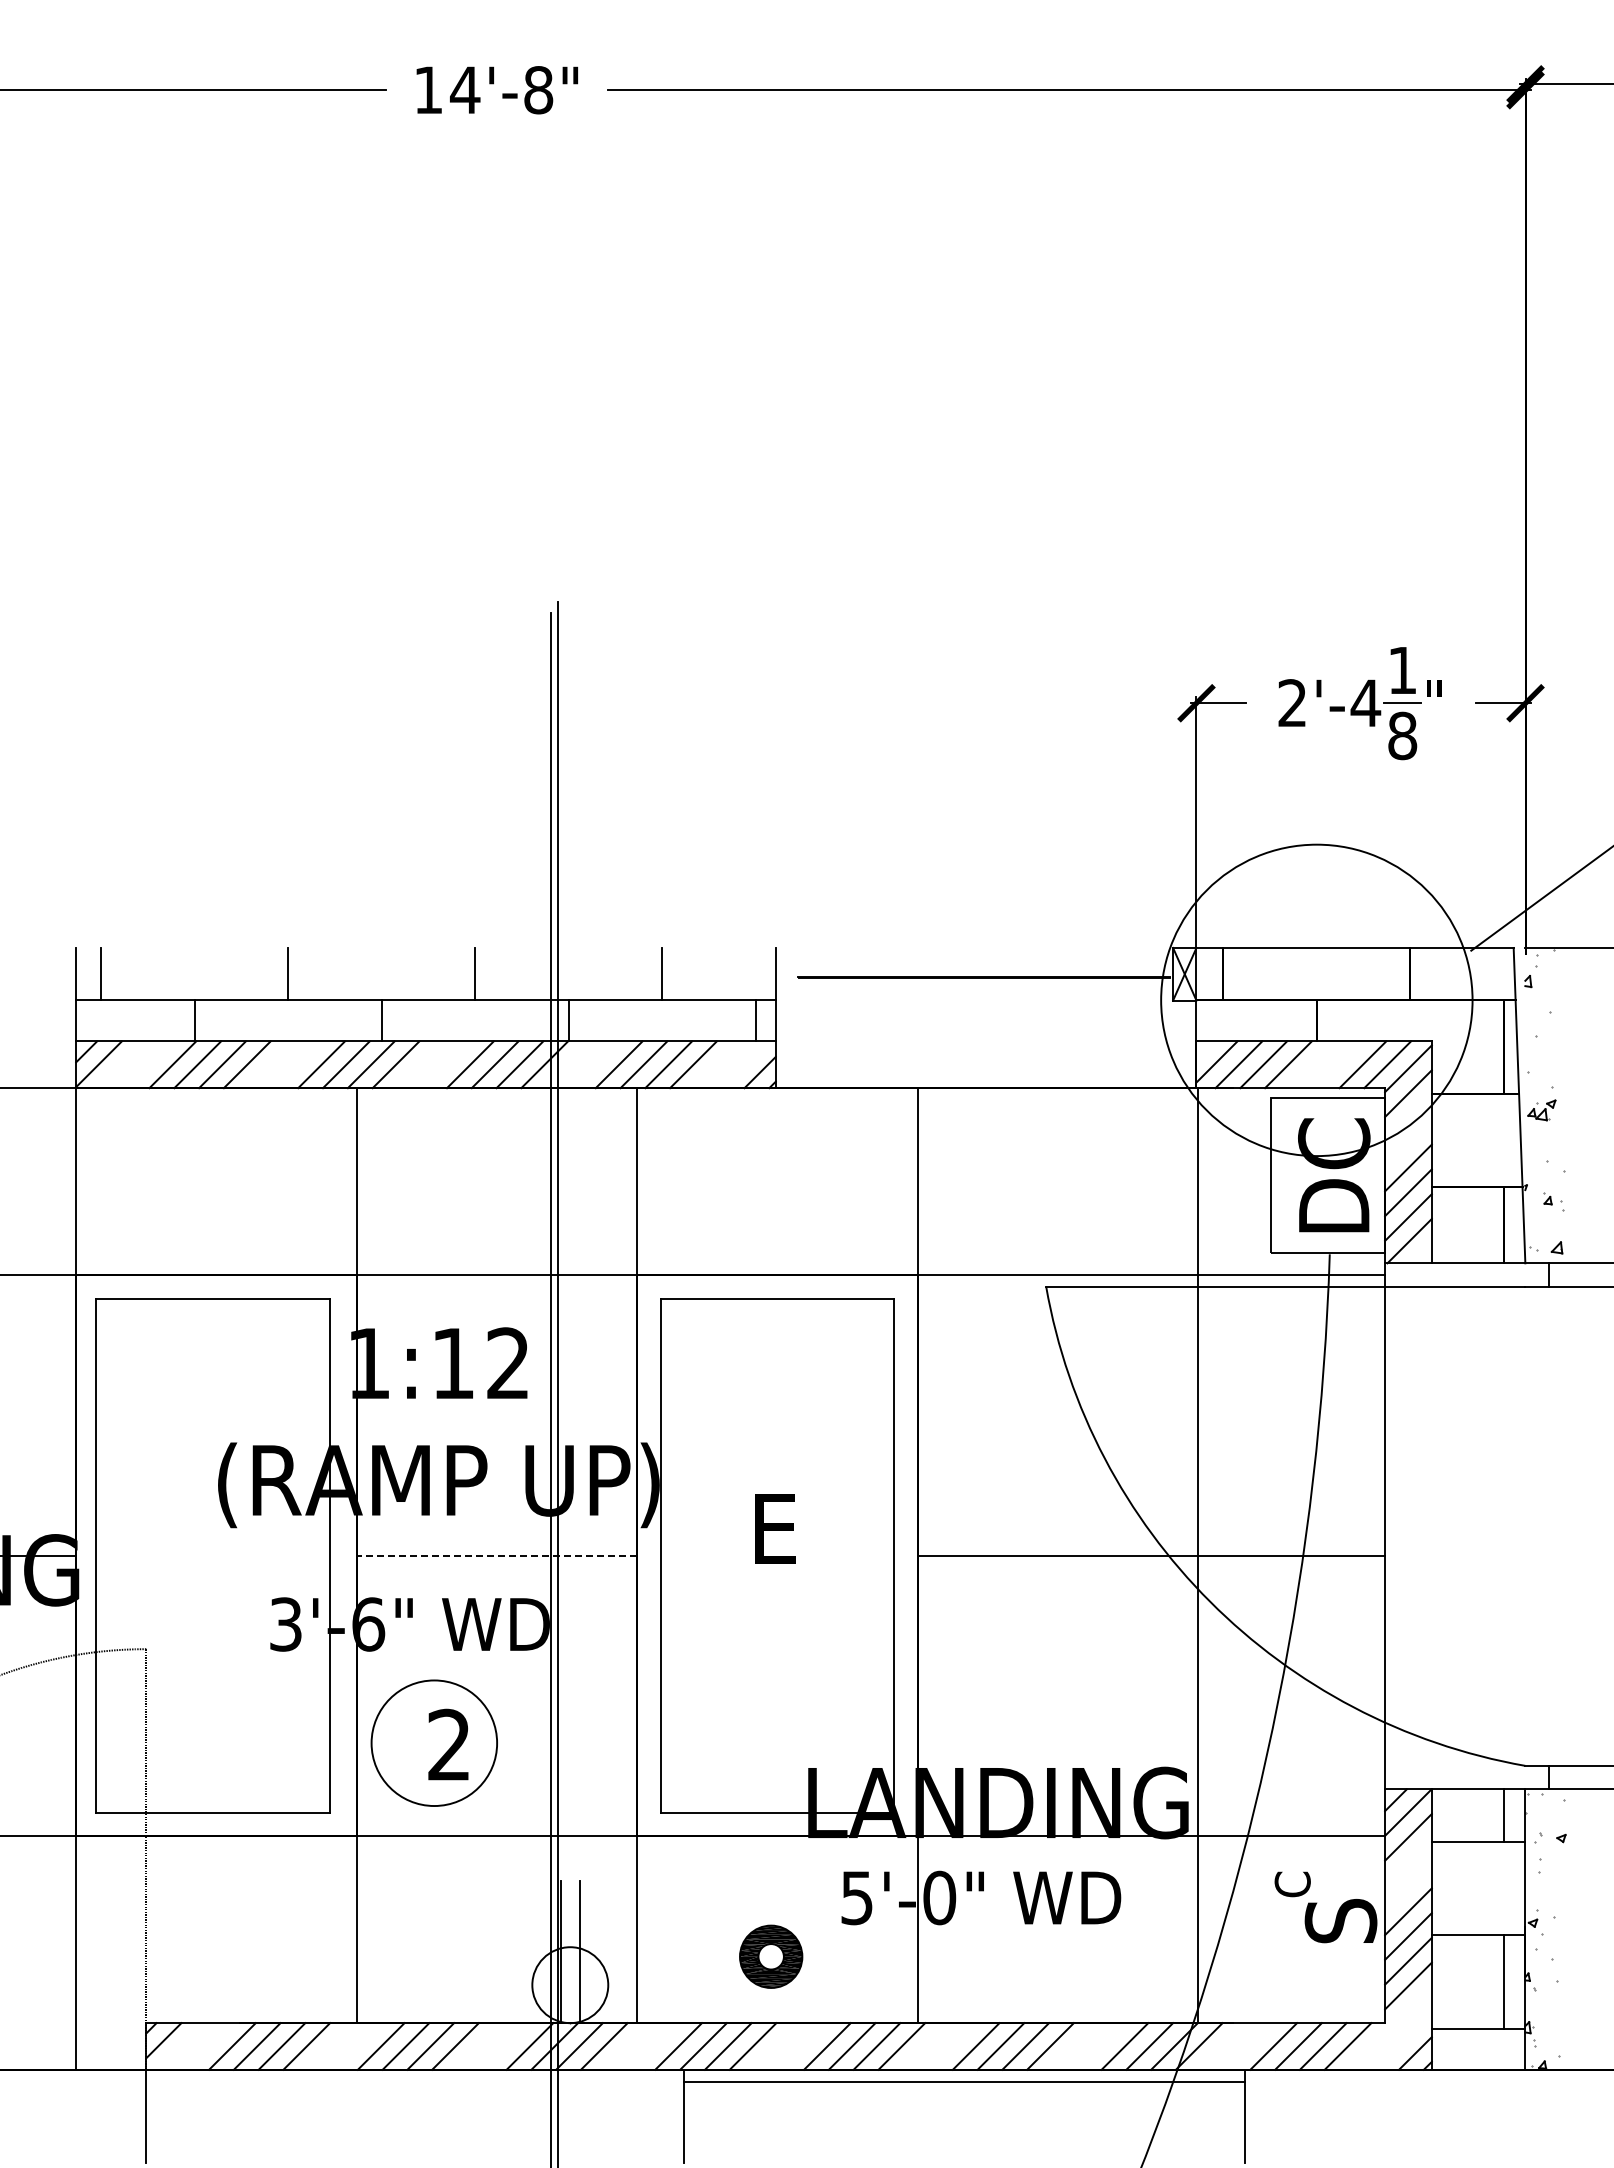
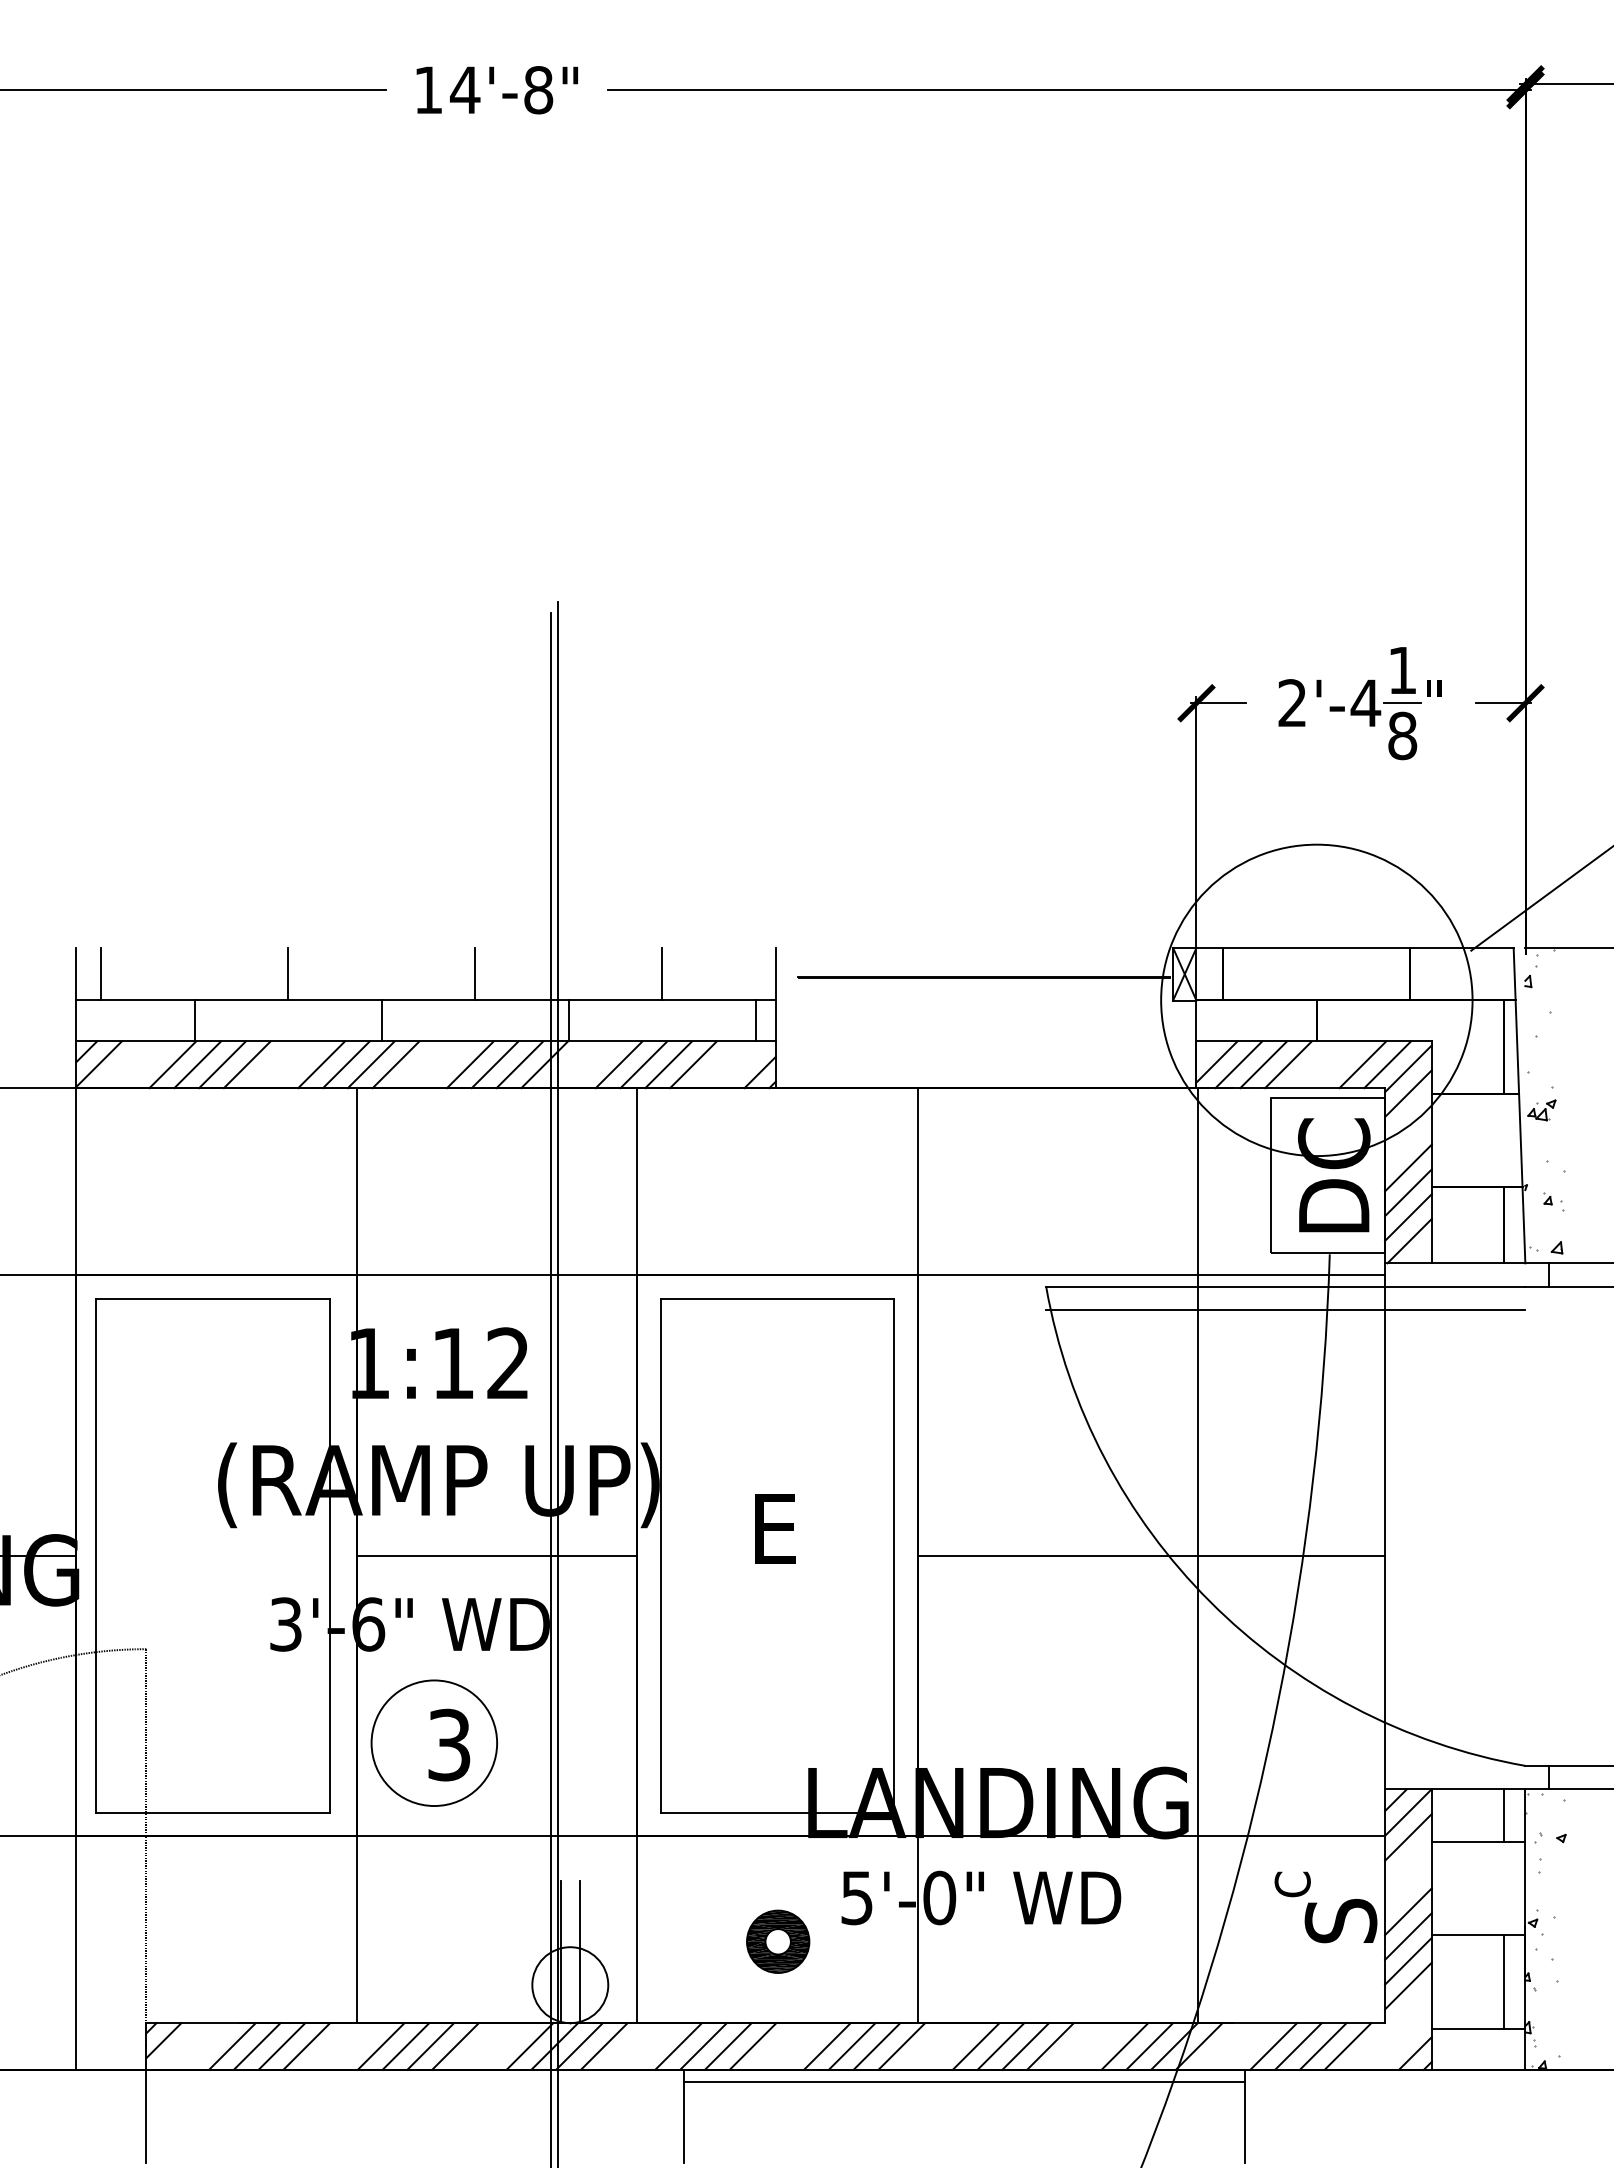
line: none -> present (1285, 1310)
line: dashed -> solid (496, 1555)
text: 2 -> 3 (449, 1745)
part position: (771, 1956) -> (778, 1941) (778, 1941)
